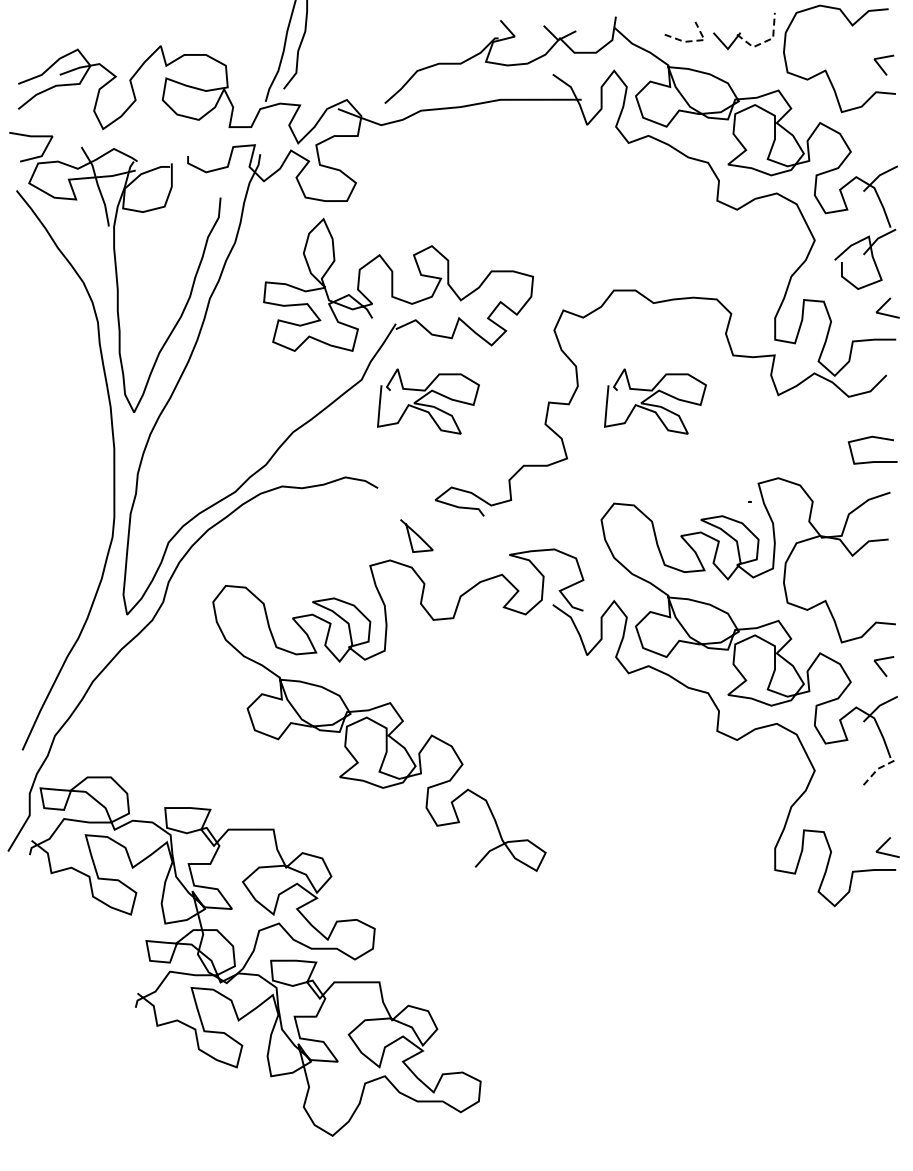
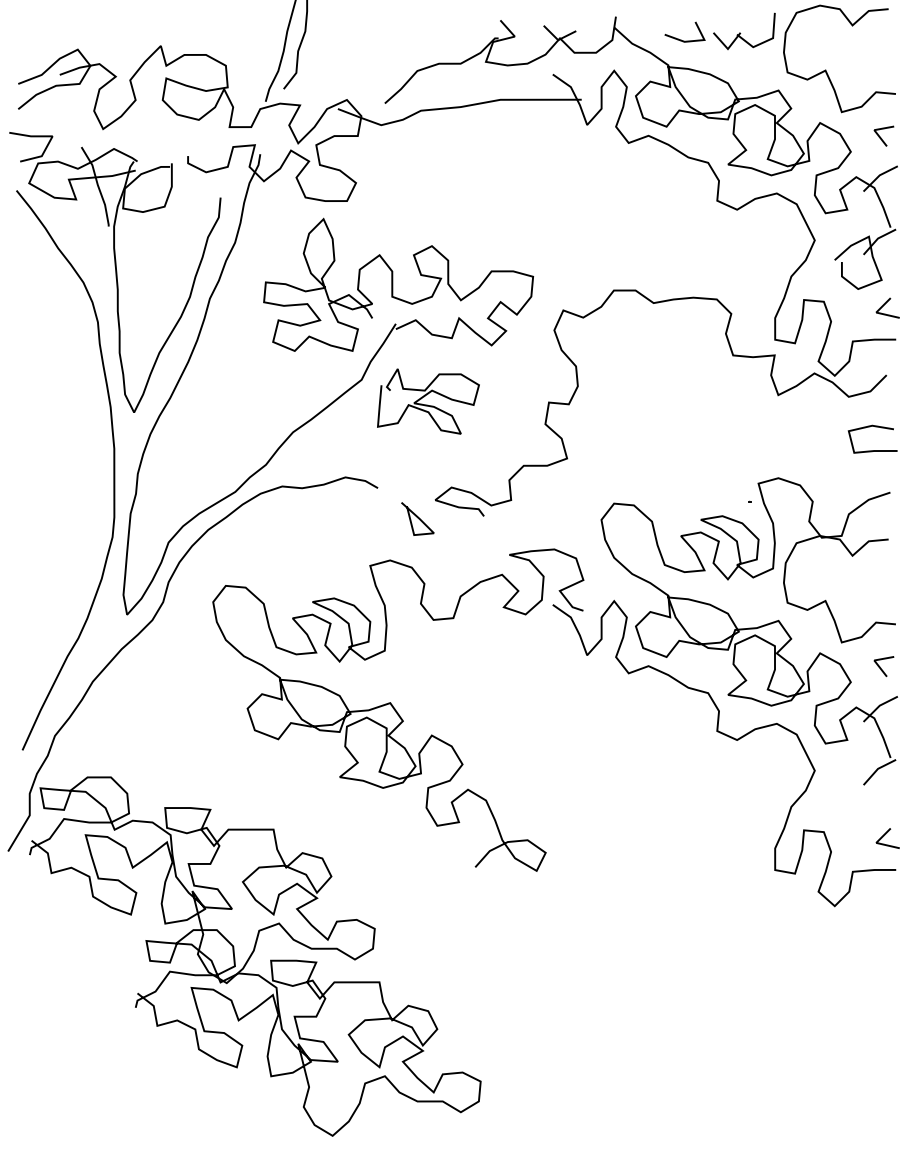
line: dashed -> solid (694, 40)
line: dashed -> solid (765, 41)
line position: (881, 66) -> (881, 137) (881, 137)
curve: present -> none (654, 404)
curve position: (870, 438) -> (870, 427) (870, 427)
line position: (416, 535) -> (417, 518) (417, 518)
line: dashed -> solid (878, 768)
line position: (885, 844) -> (885, 835) (885, 835)
